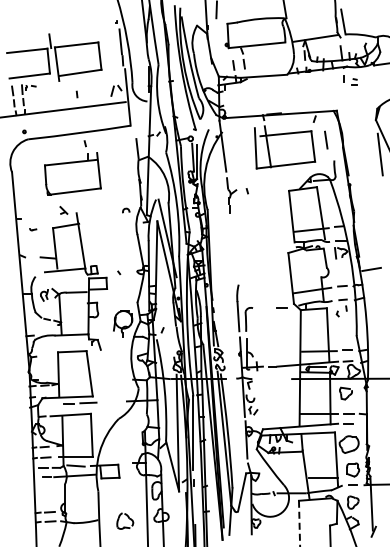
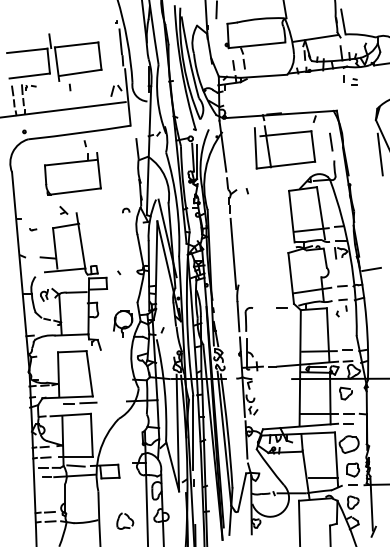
line position: (76, 94) -> (69, 87) (69, 87)
line position: (326, 139) -> (331, 141) (331, 141)
line: none -> present (233, 253)
line: dashed -> solid (299, 524)
